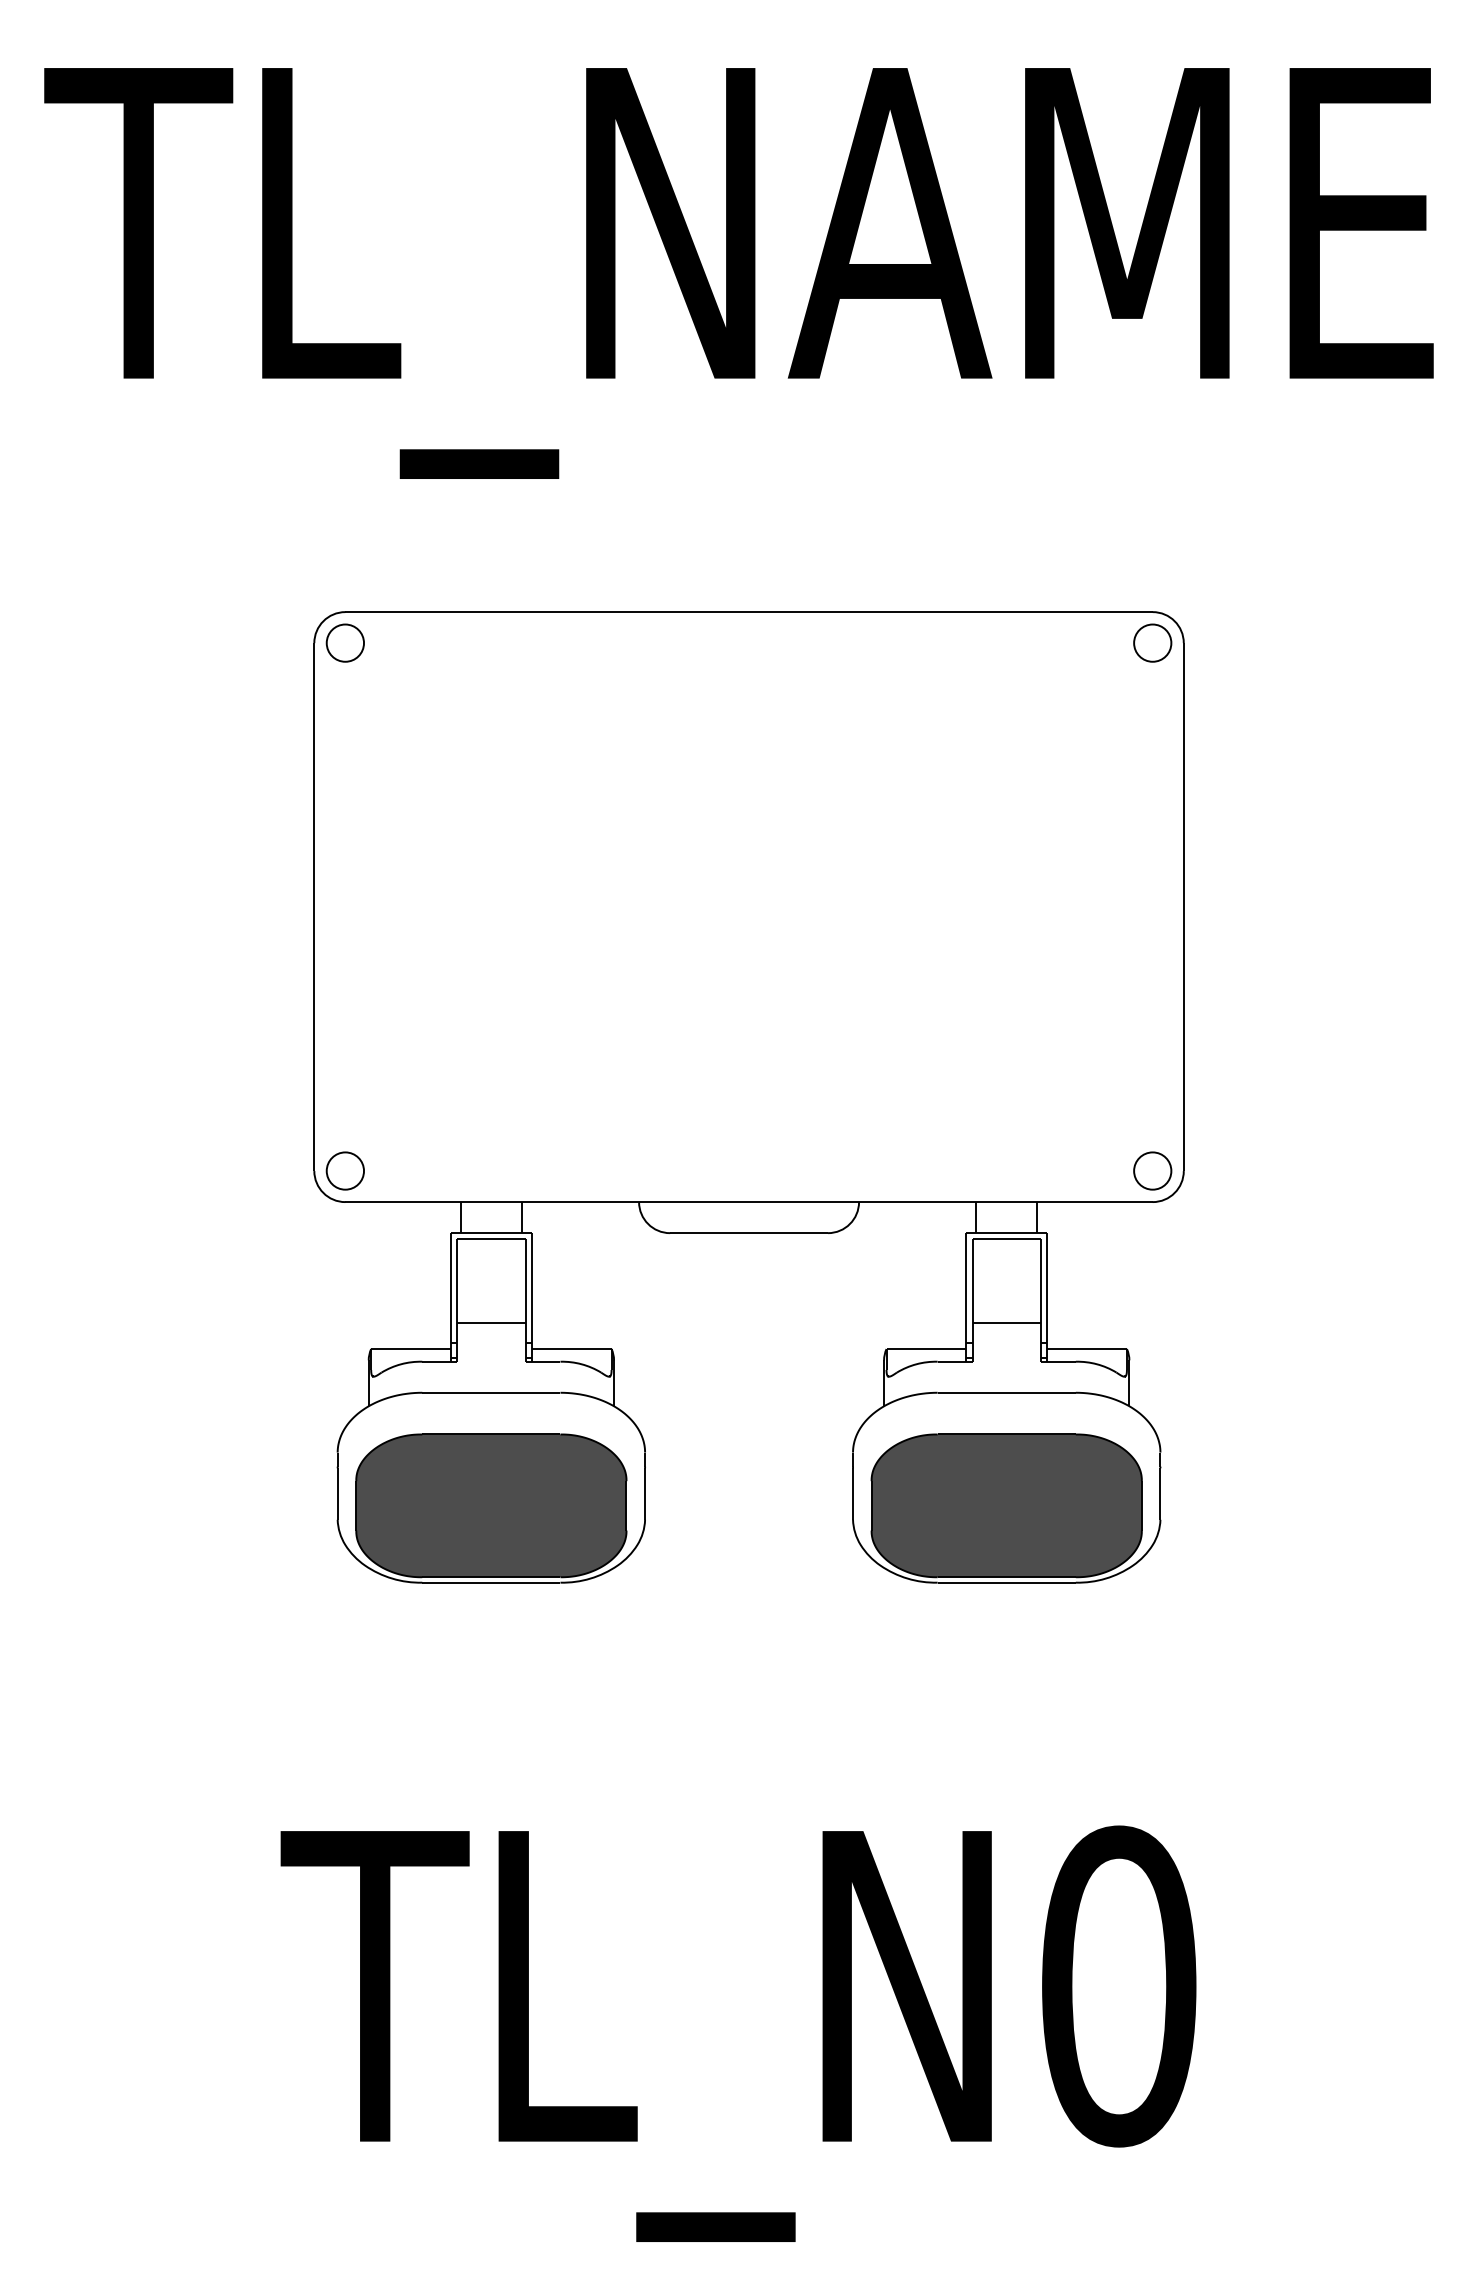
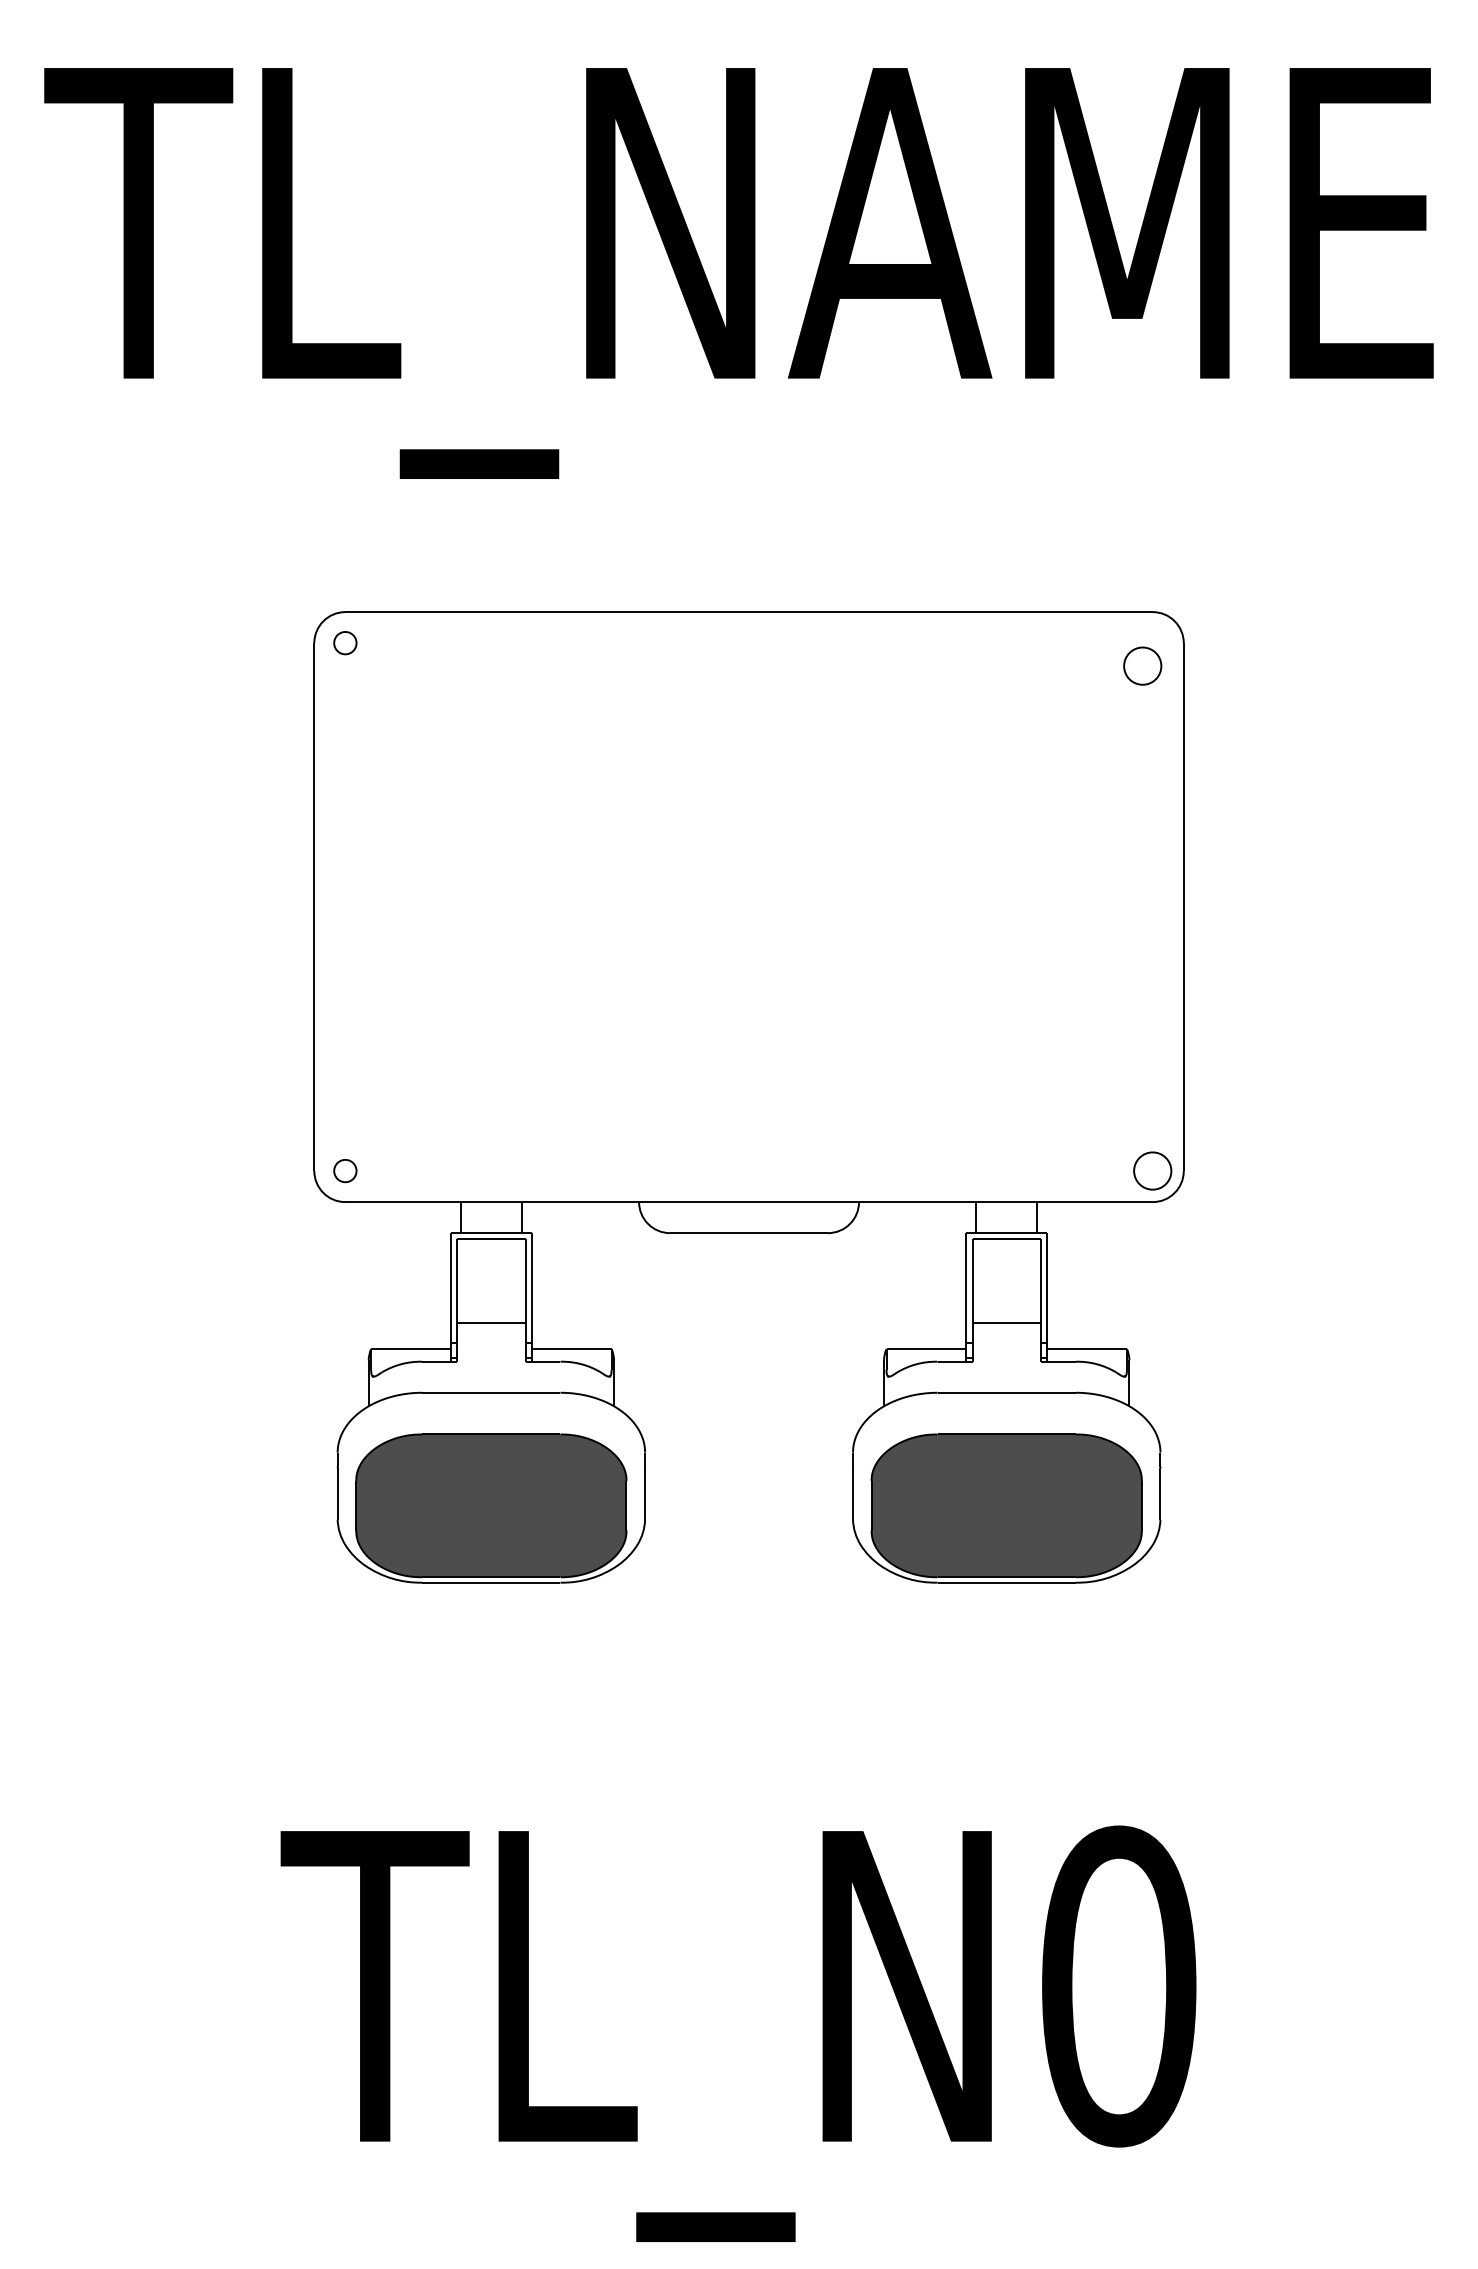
circle diameter: 37 px -> 22 px (345, 643)
circle position: (1152, 642) -> (1142, 665) (1142, 665)
circle diameter: 37 px -> 22 px (345, 1170)
